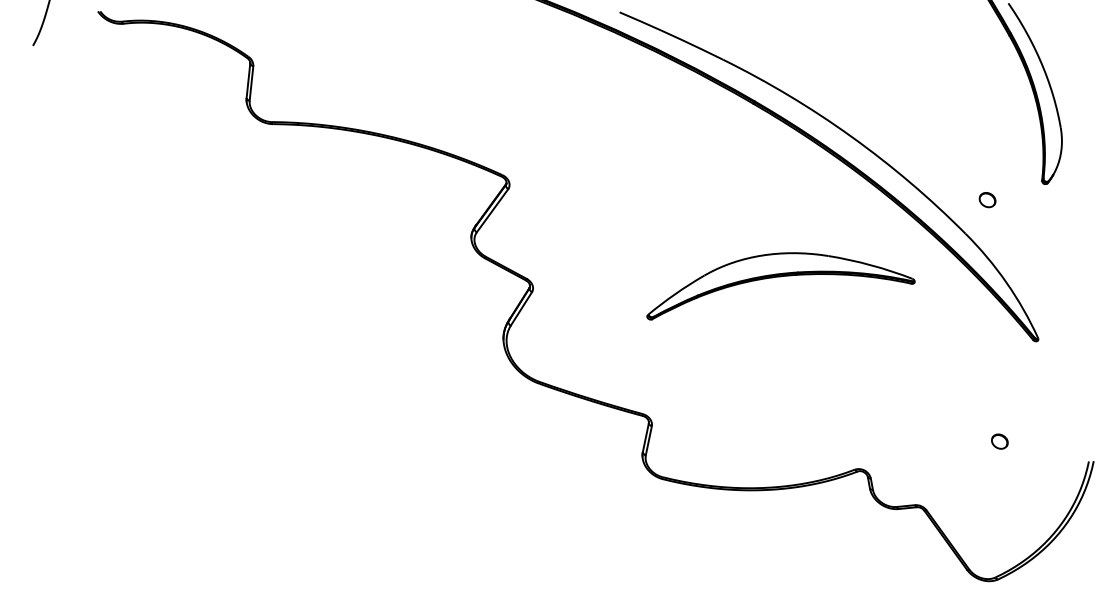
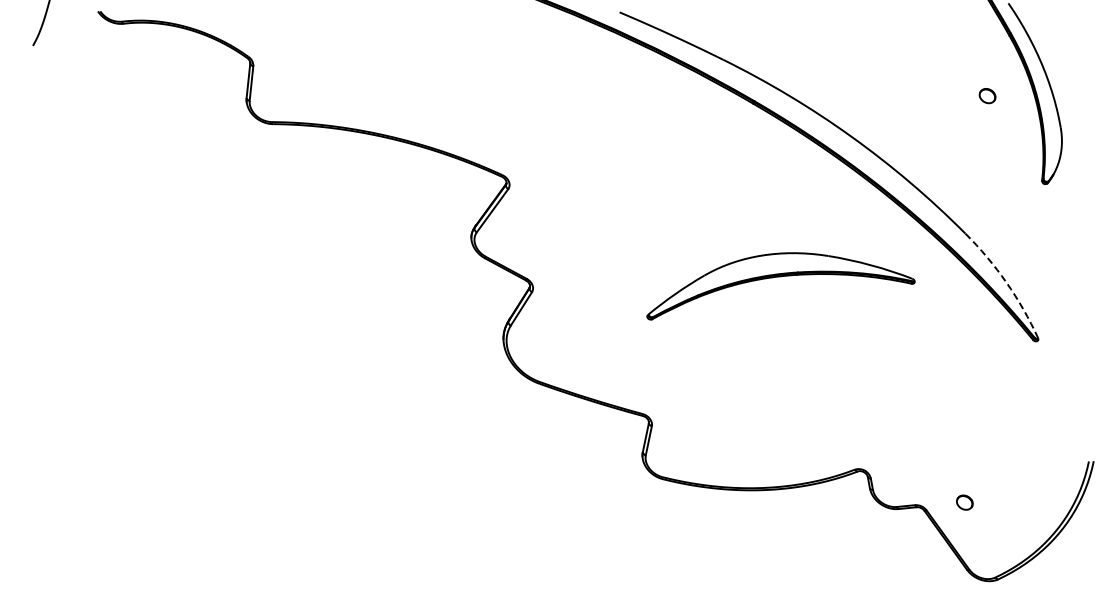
part position: (987, 200) -> (987, 96) (987, 96)
arc: solid -> dashed (1006, 282)
part position: (999, 441) -> (964, 502) (964, 502)
